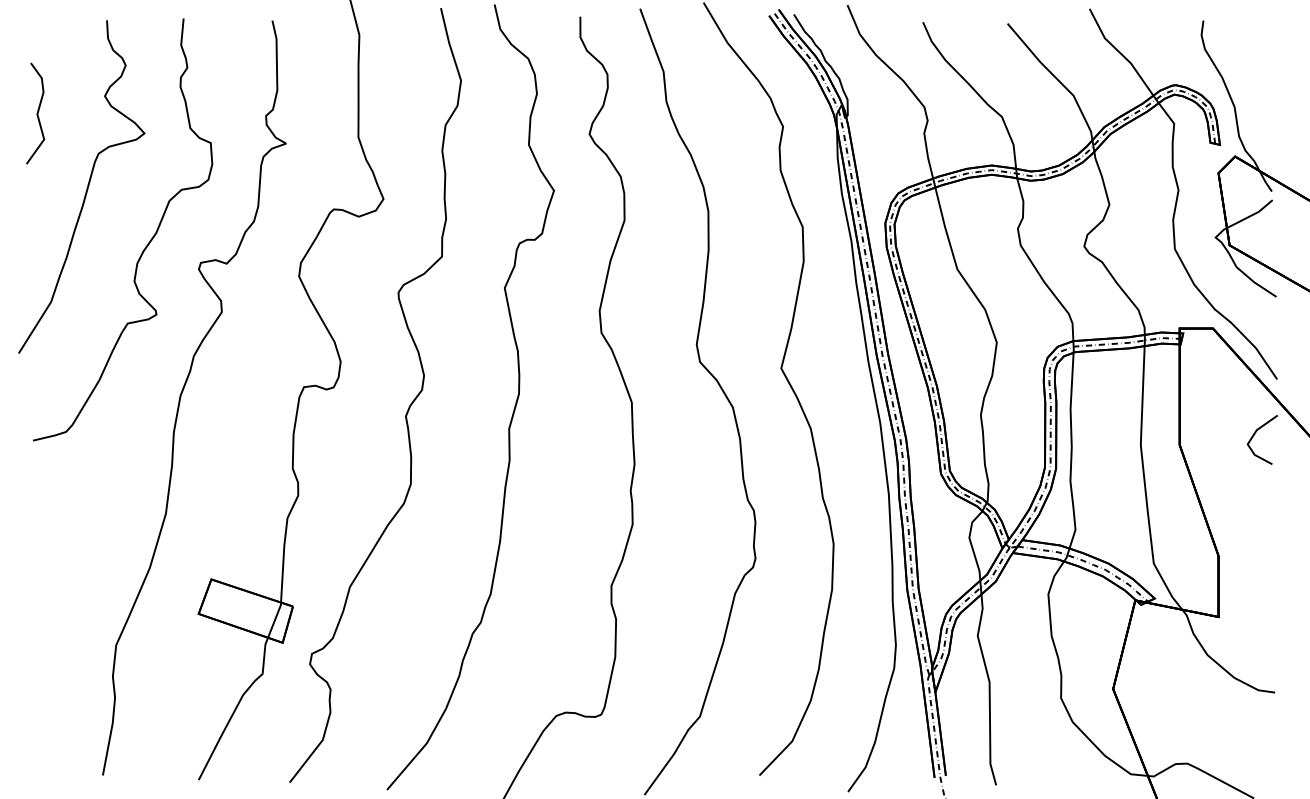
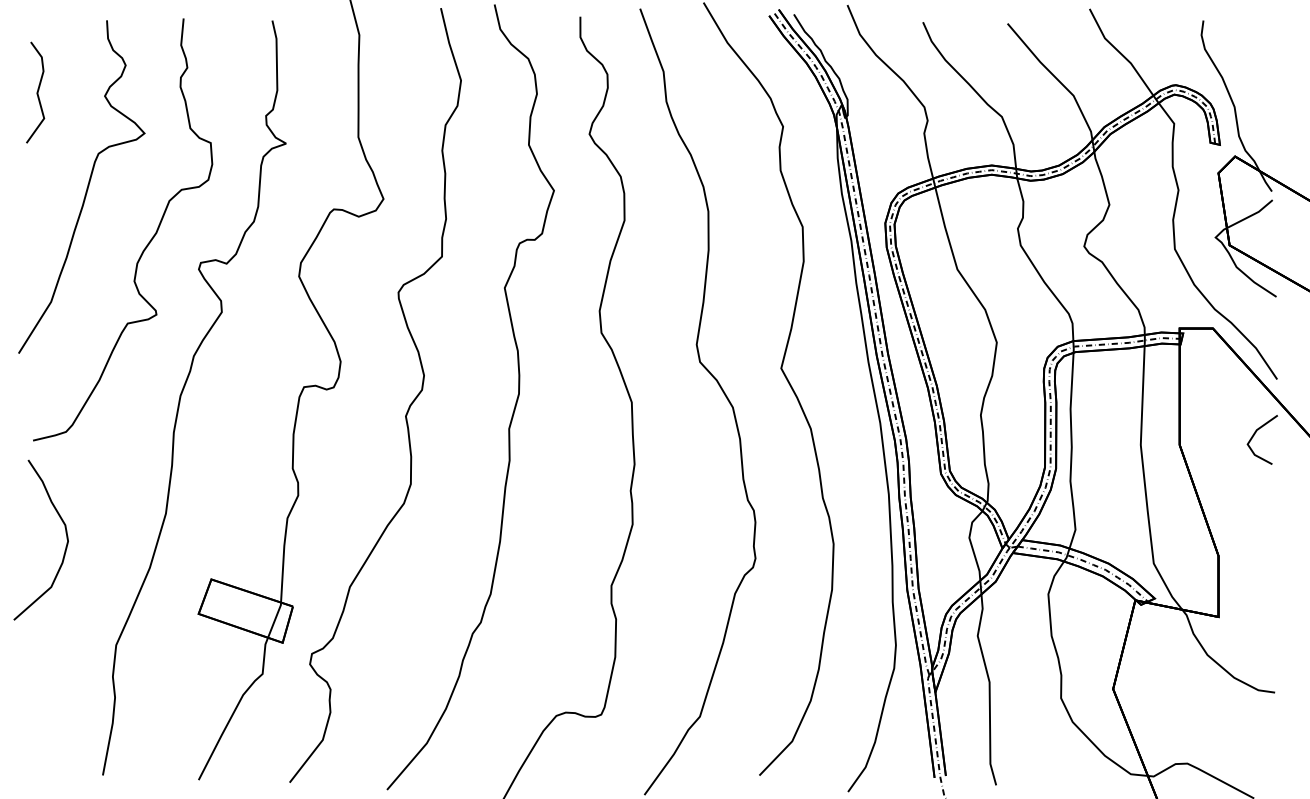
curve position: (36, 113) -> (36, 92) (36, 92)
curve: none -> present (65, 533)
